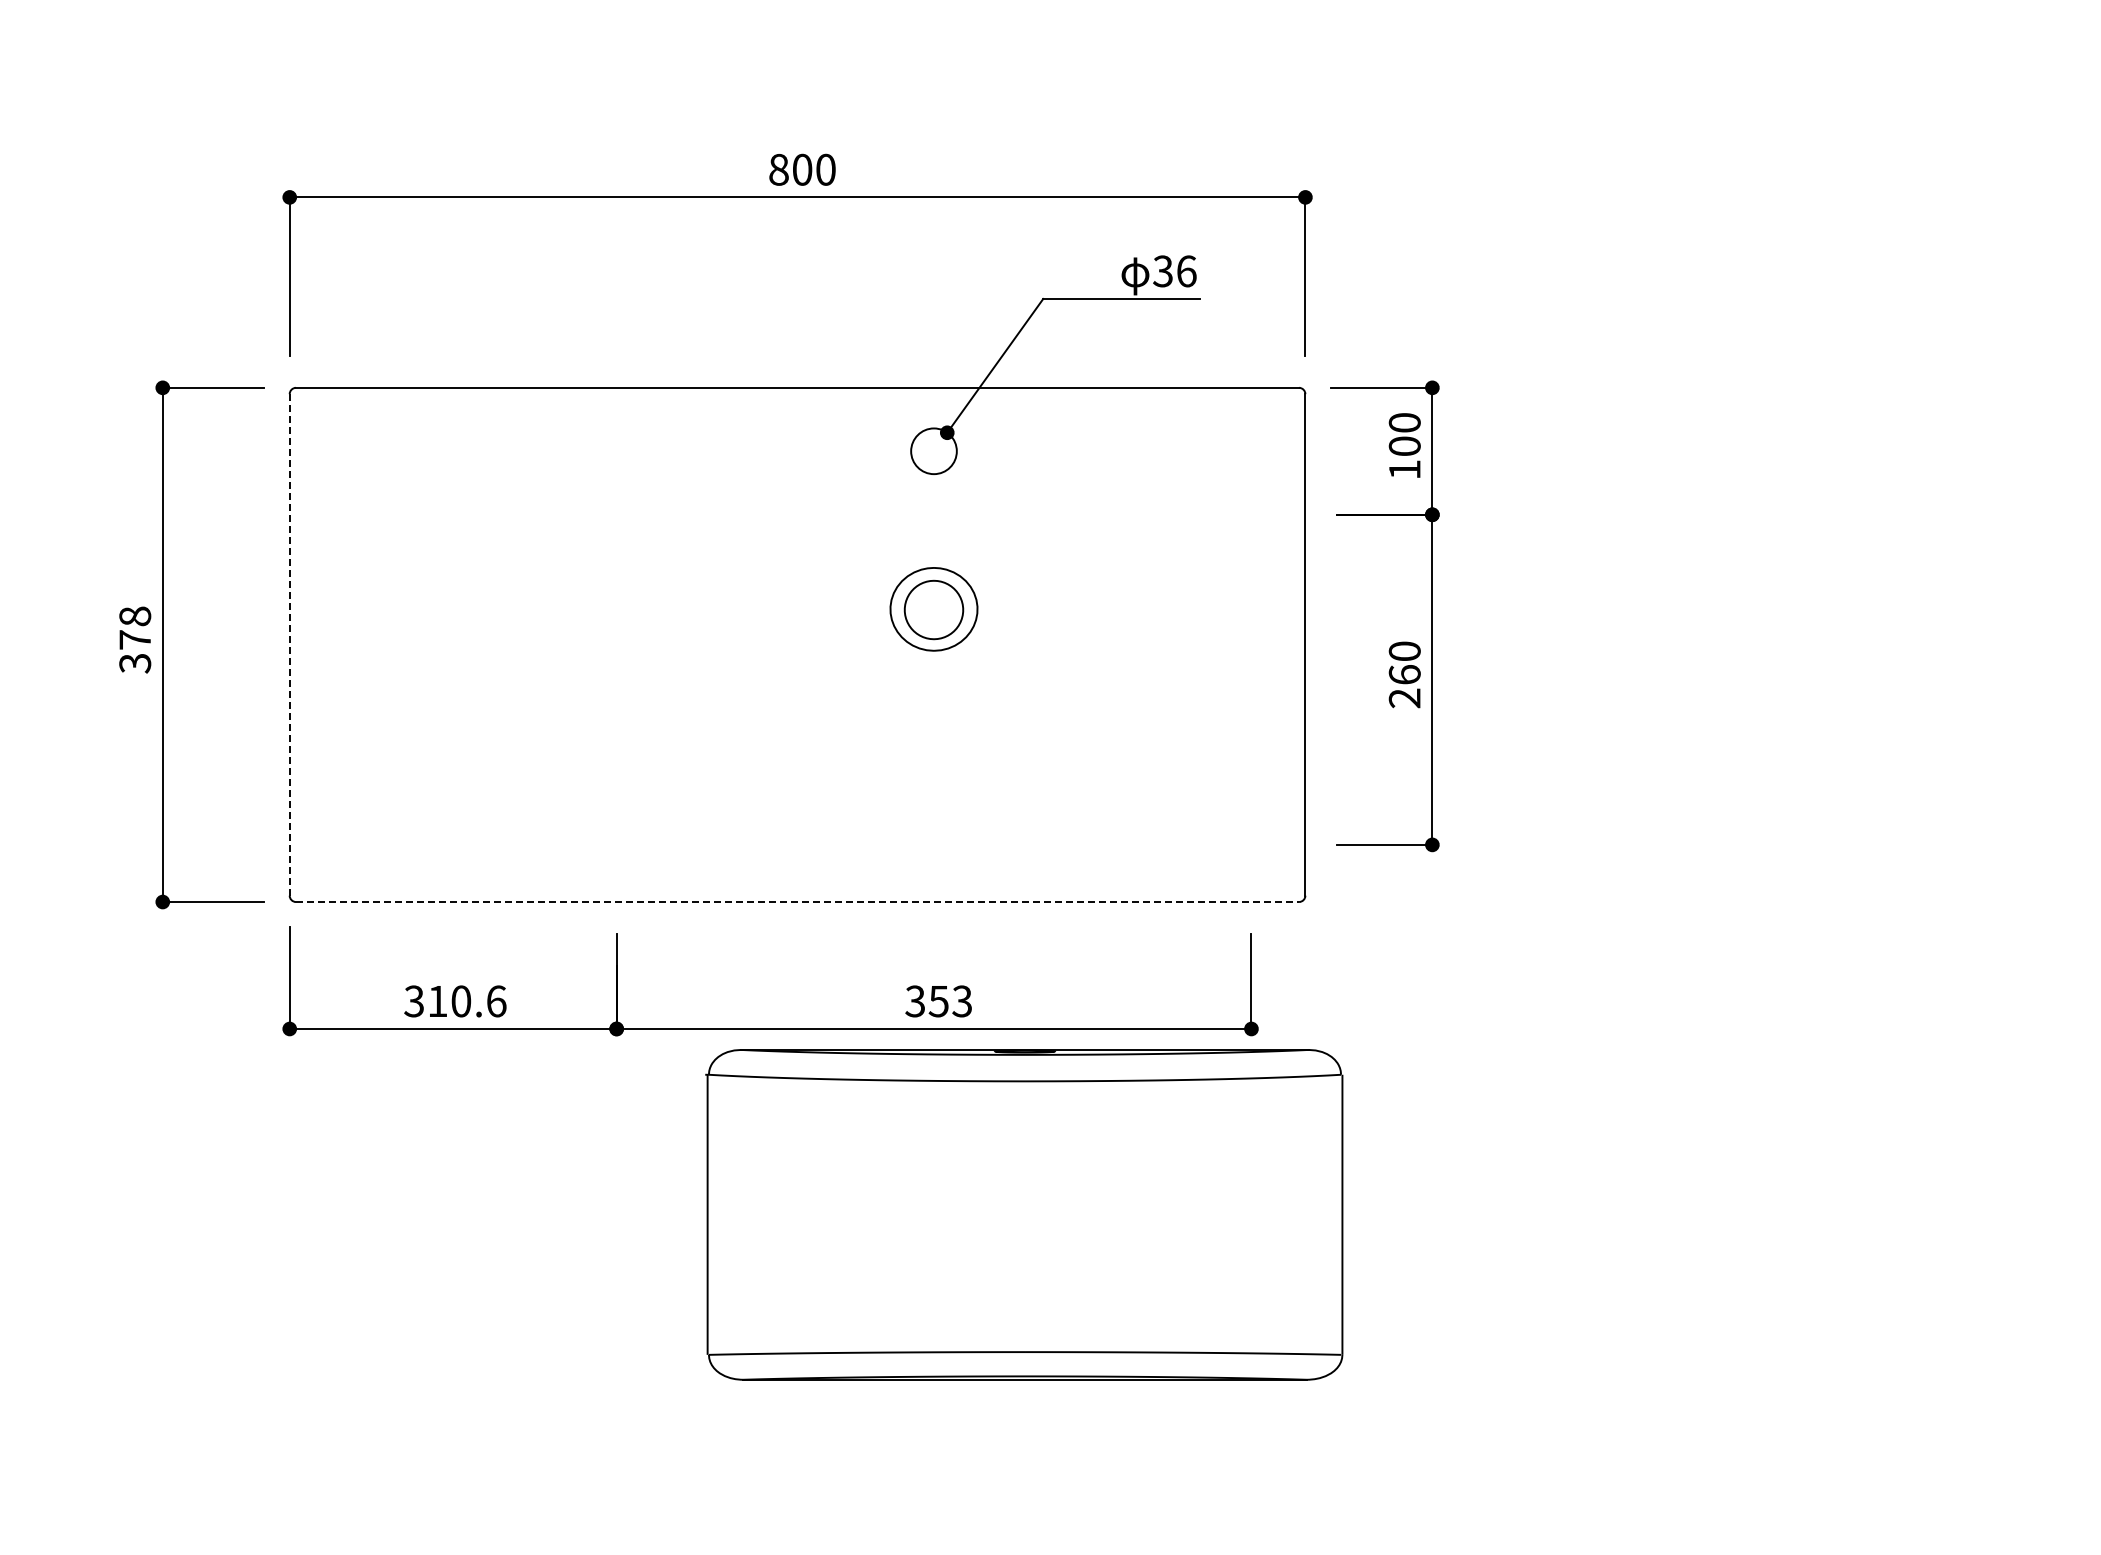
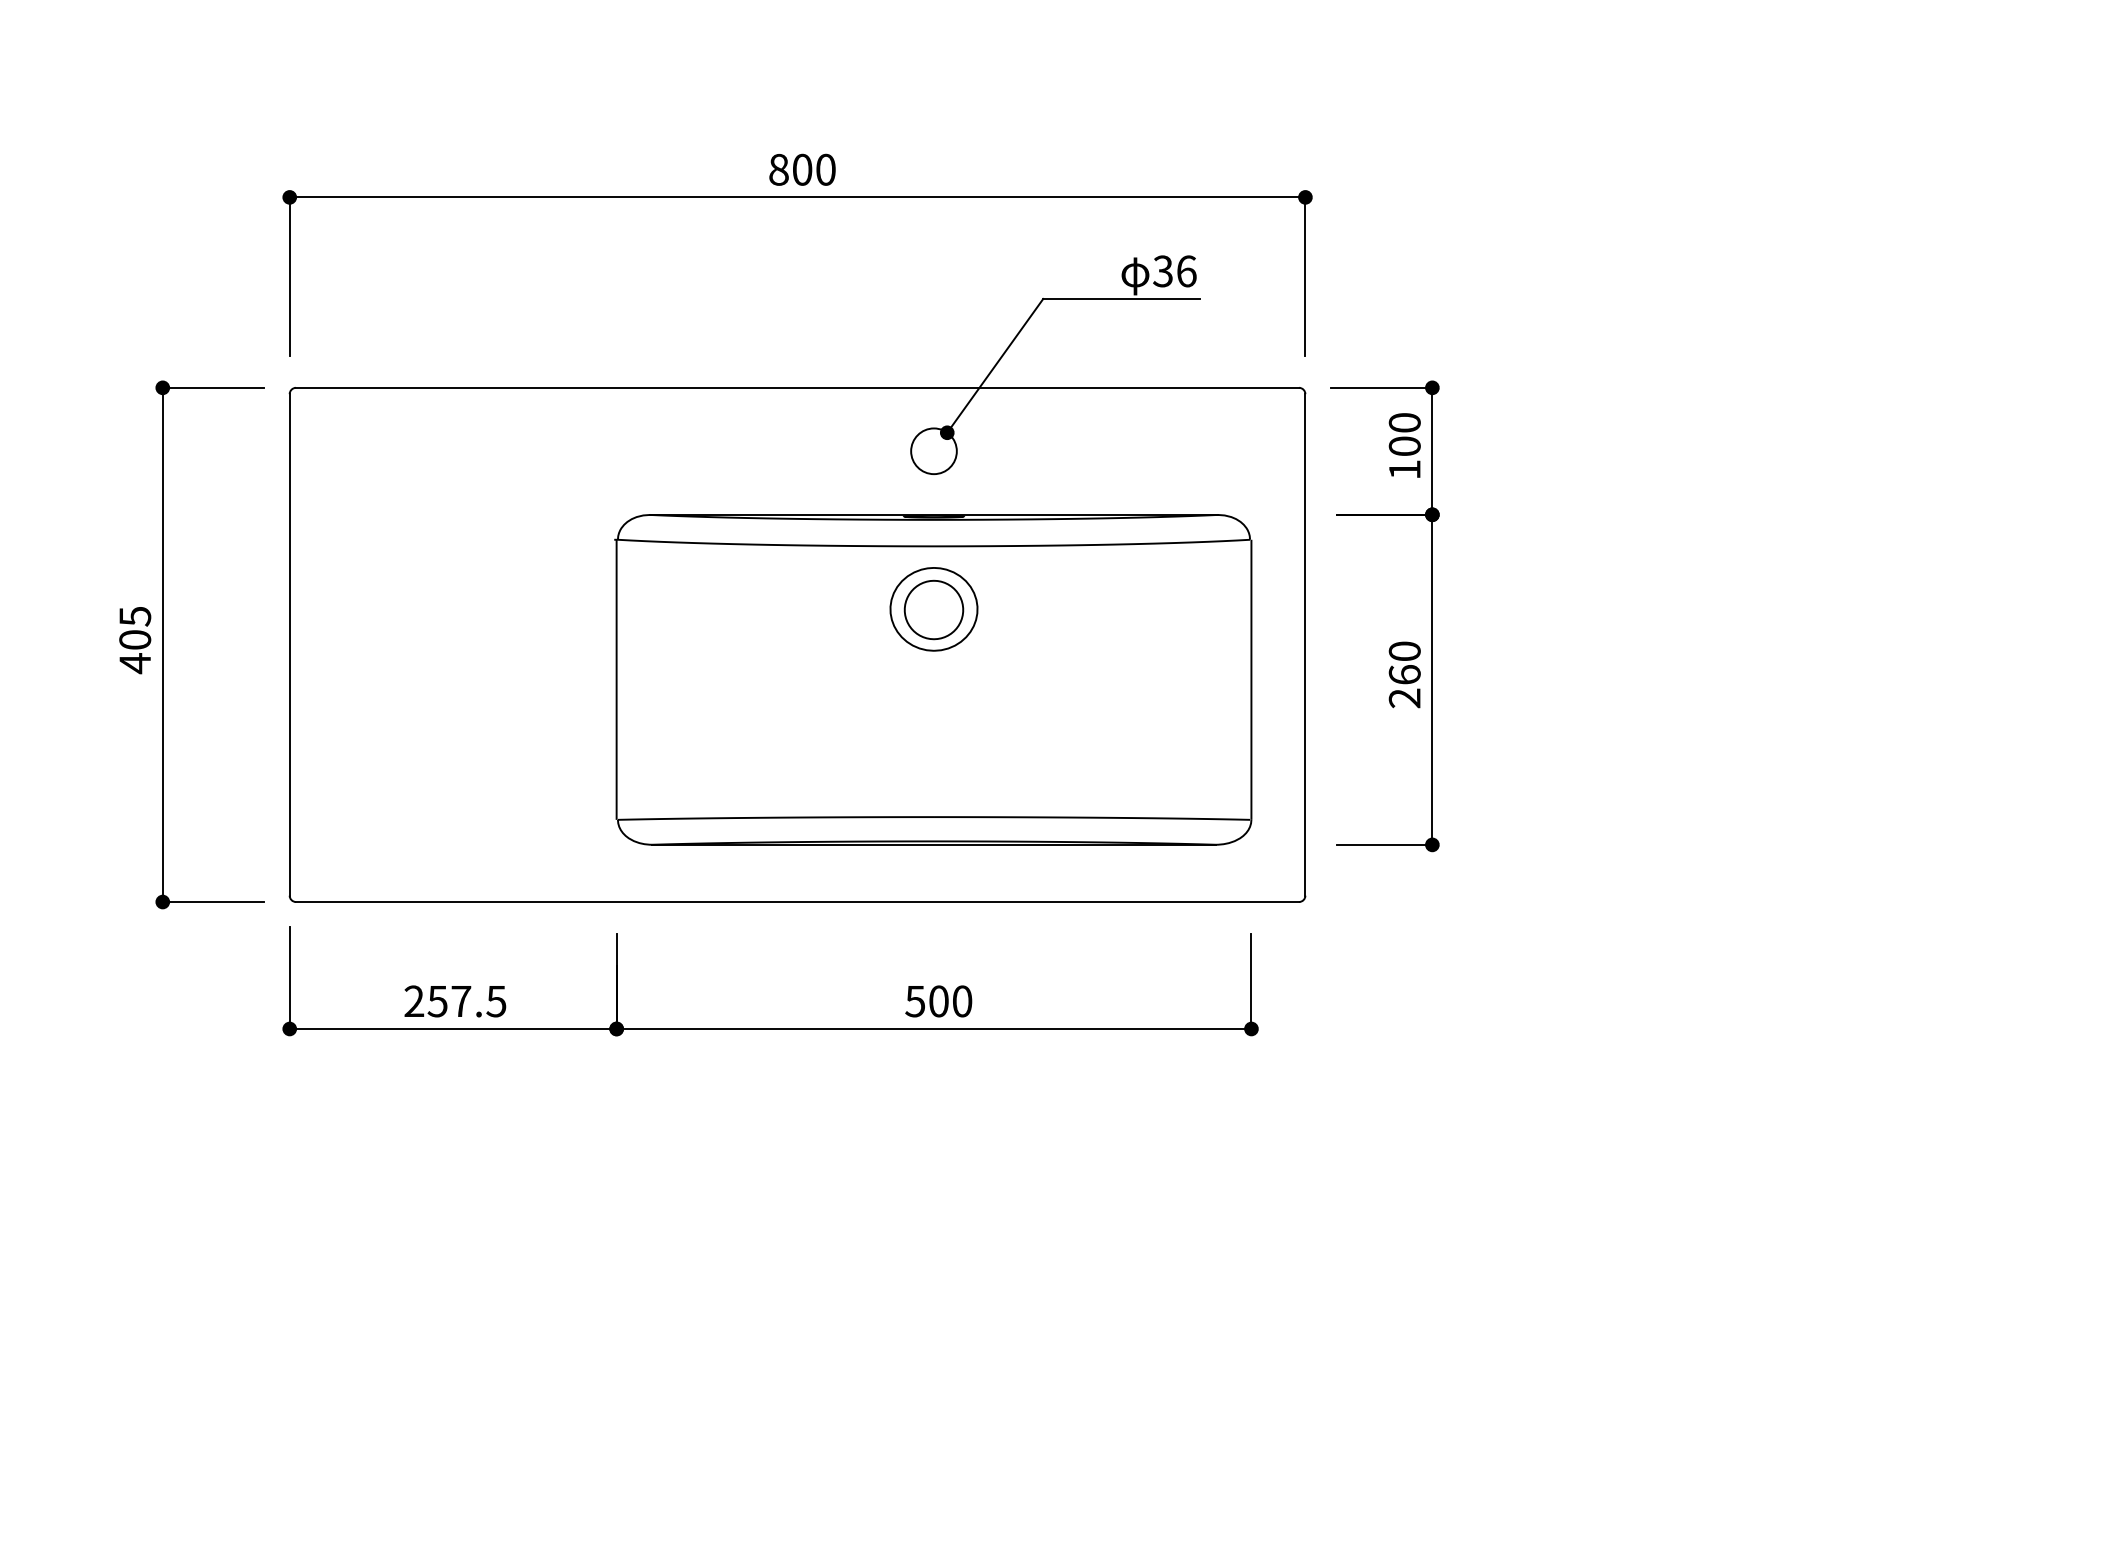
text: 378 -> 405 (135, 640)
line: dashed -> solid (289, 644)
line: dashed -> solid (798, 902)
text: 310.6 -> 257.5 (455, 1001)
text: 353 -> 500 (938, 1001)
part position: (1024, 1214) -> (933, 679) (933, 679)
